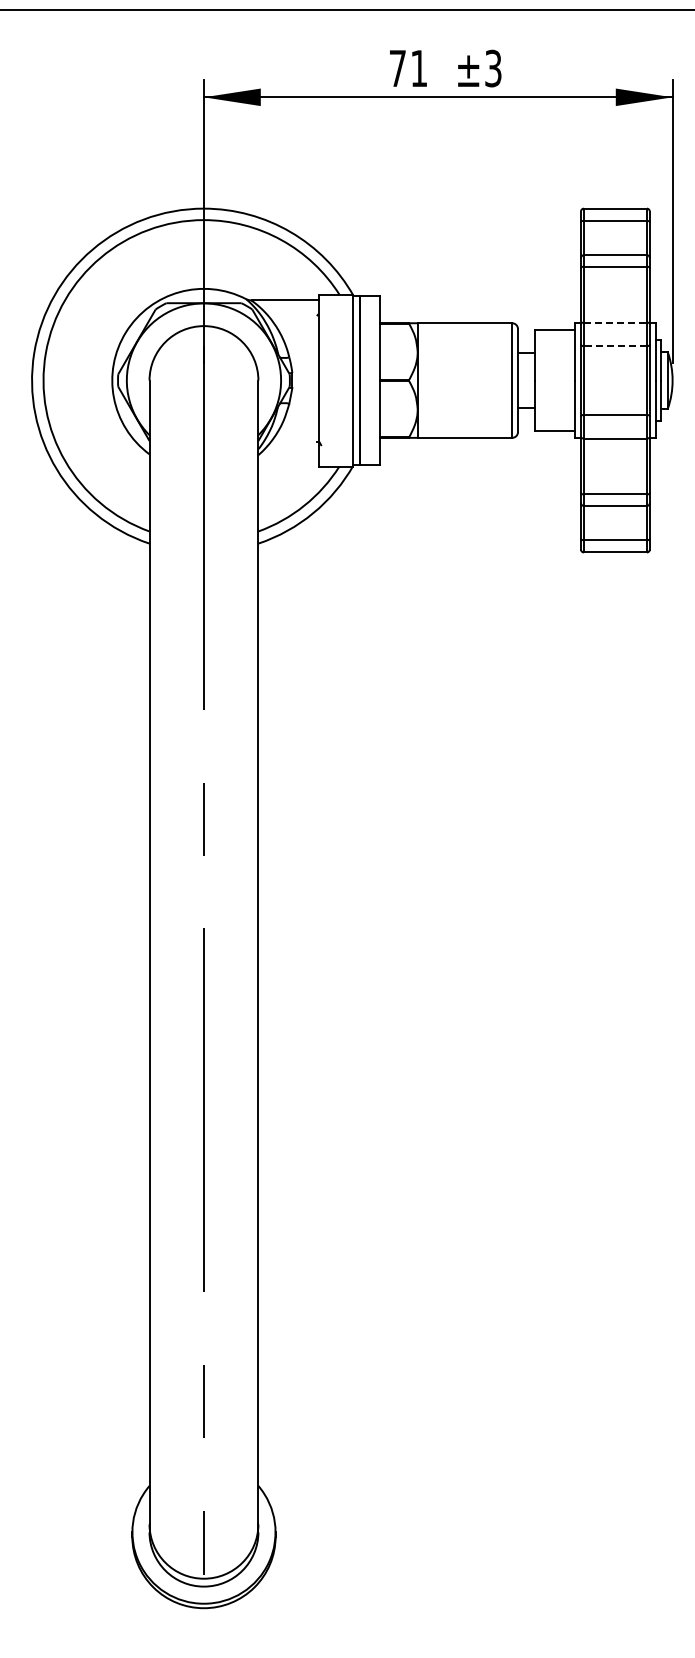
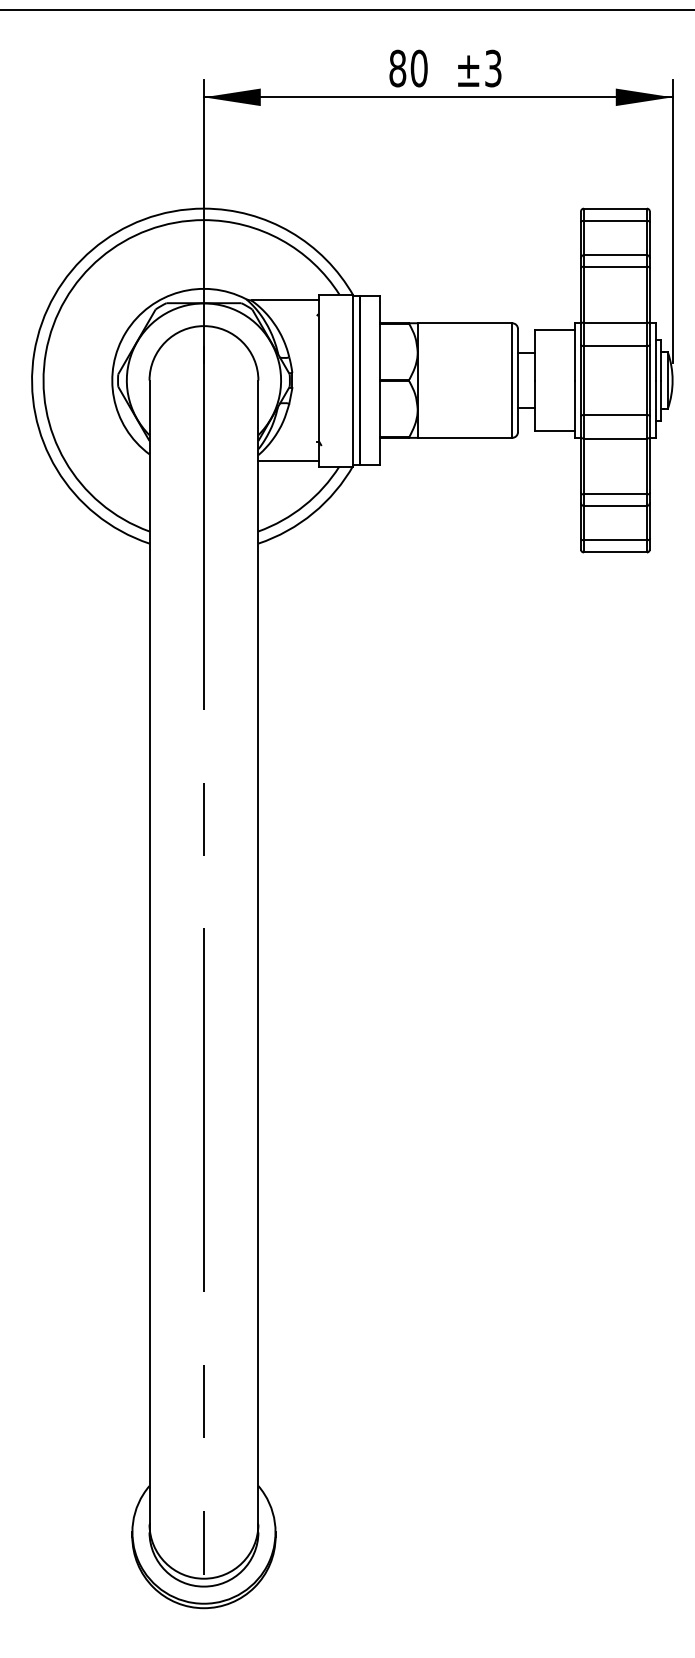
text: 71 -> 80 (408, 68)
line: dashed -> solid (615, 322)
line: dashed -> solid (615, 346)
line: none -> present (288, 460)
